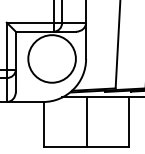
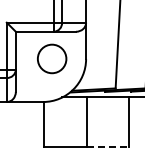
circle diameter: 48 px -> 29 px (51, 58)
line: solid -> dashed (107, 147)
